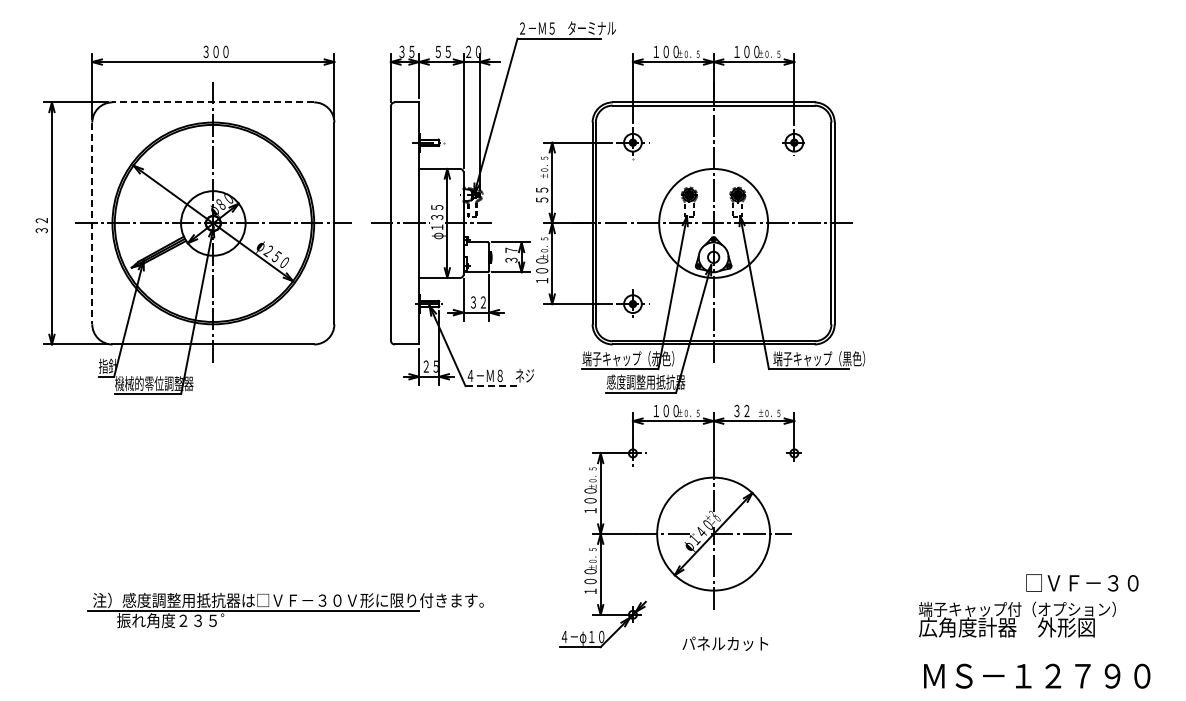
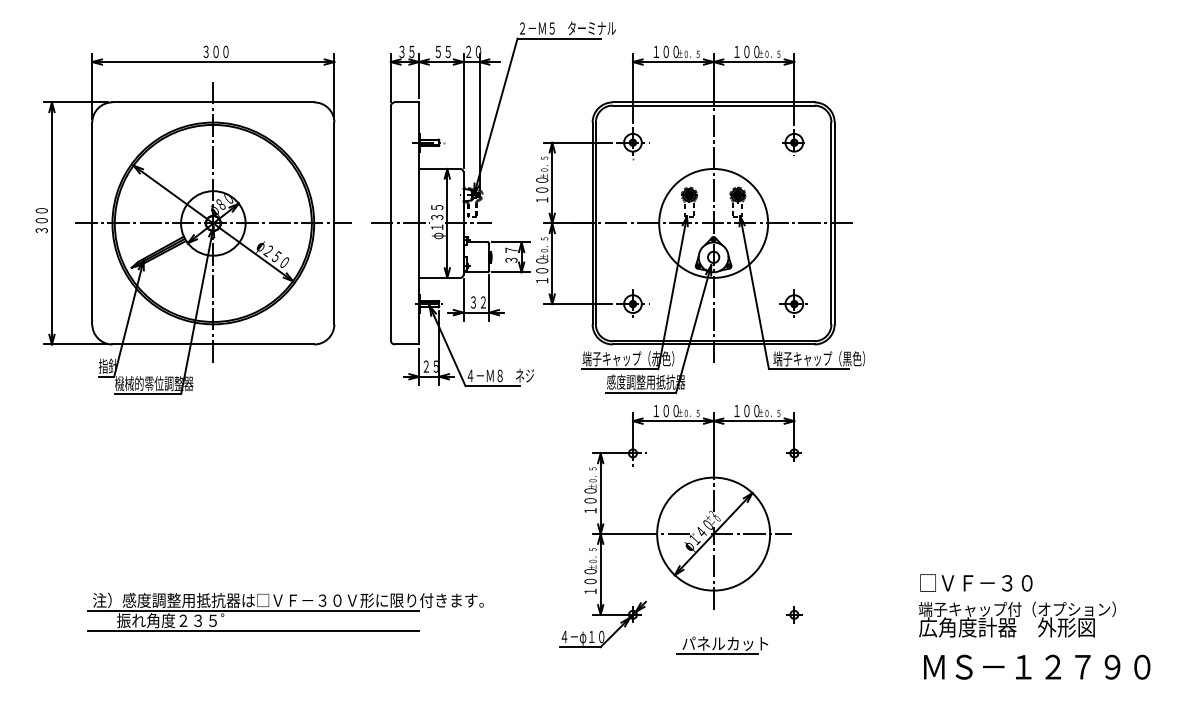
line: dashed -> solid (213, 102)
text: ５５ -> １００ (542, 189)
text: ３２ -> ３００ (41, 215)
line: dashed -> solid (92, 223)
part: none -> present (793, 303)
line: dashed -> solid (493, 386)
text: ３２ -> １００ (746, 410)
text position: (1082, 582) -> (976, 582) (976, 582)
part: none -> present (794, 614)
line: none -> present (253, 630)
line: none -> present (717, 653)
text position: (1037, 675) -> (1037, 666) (1037, 666)
